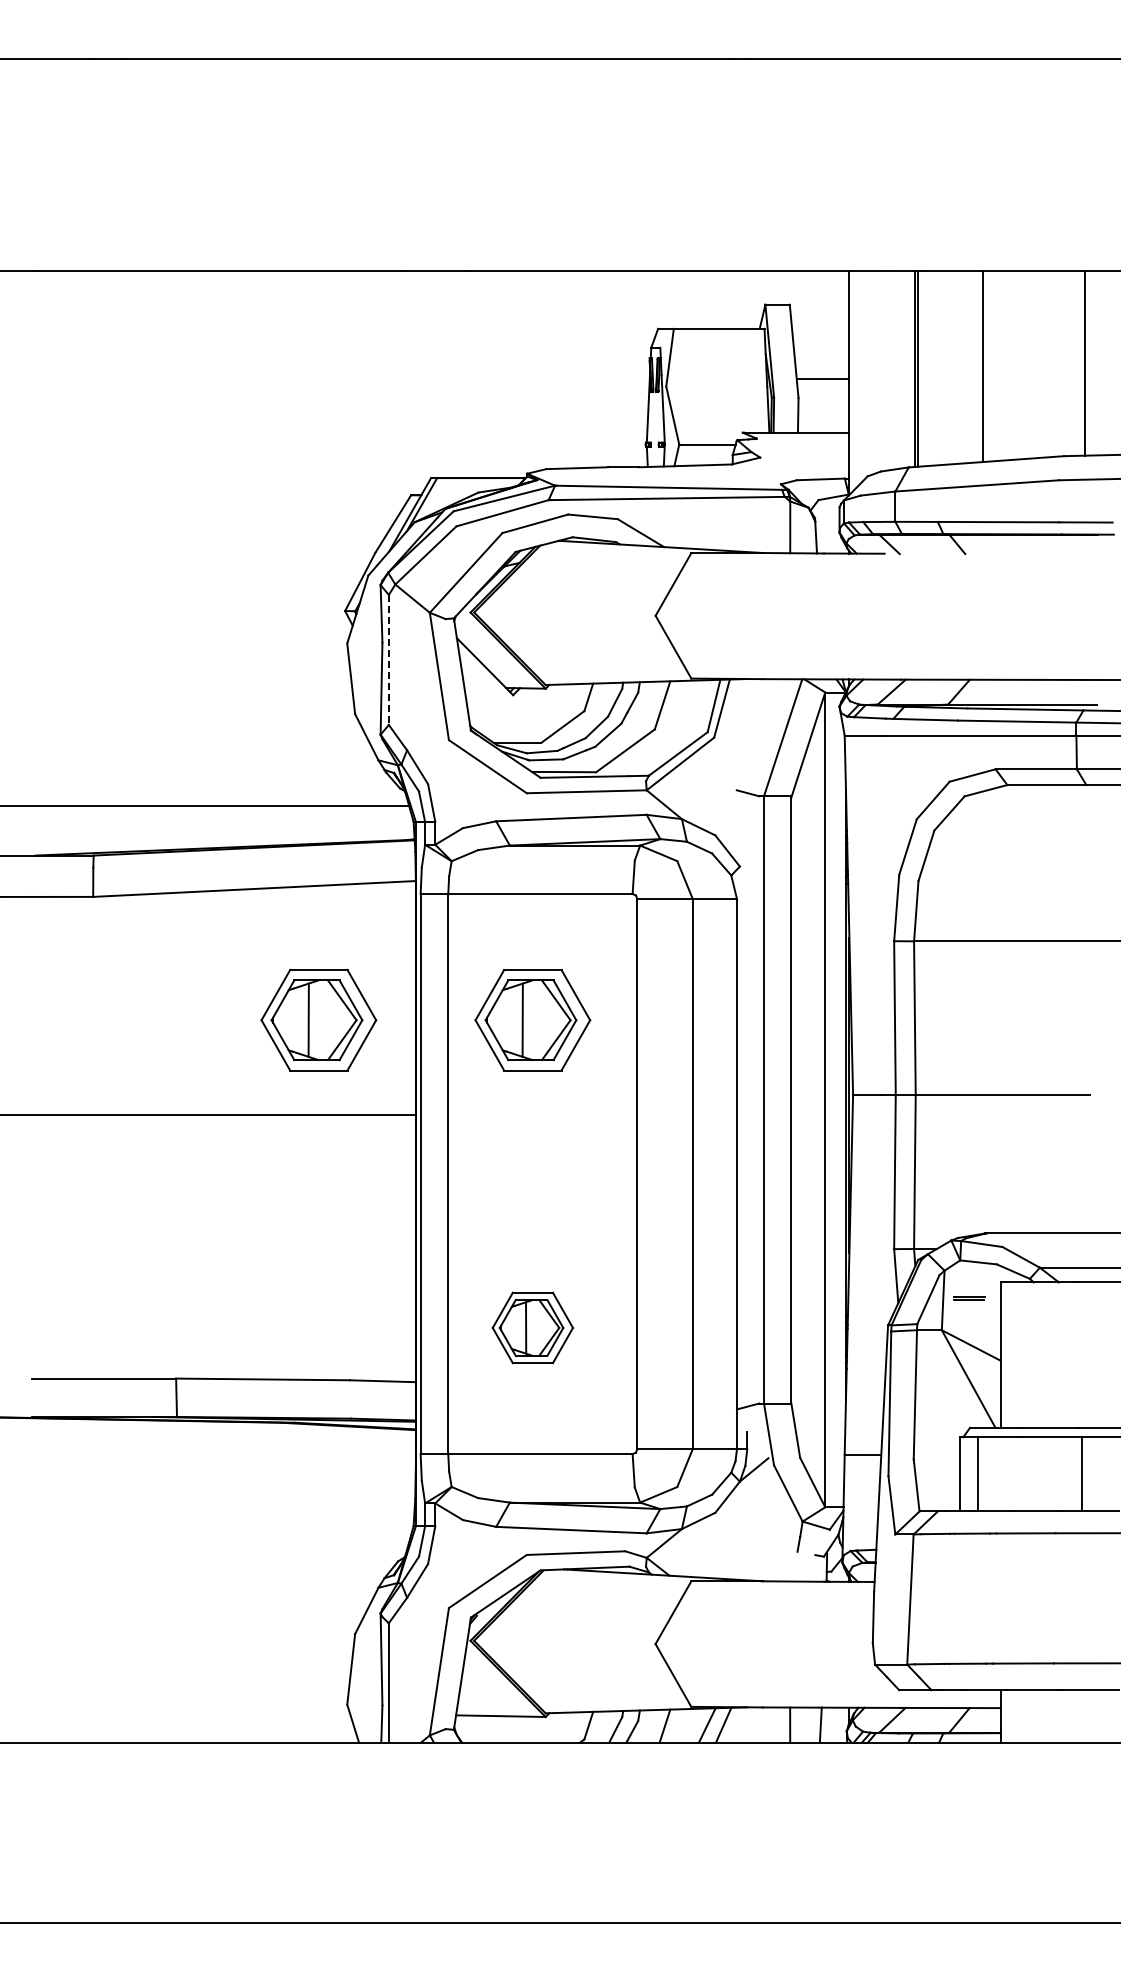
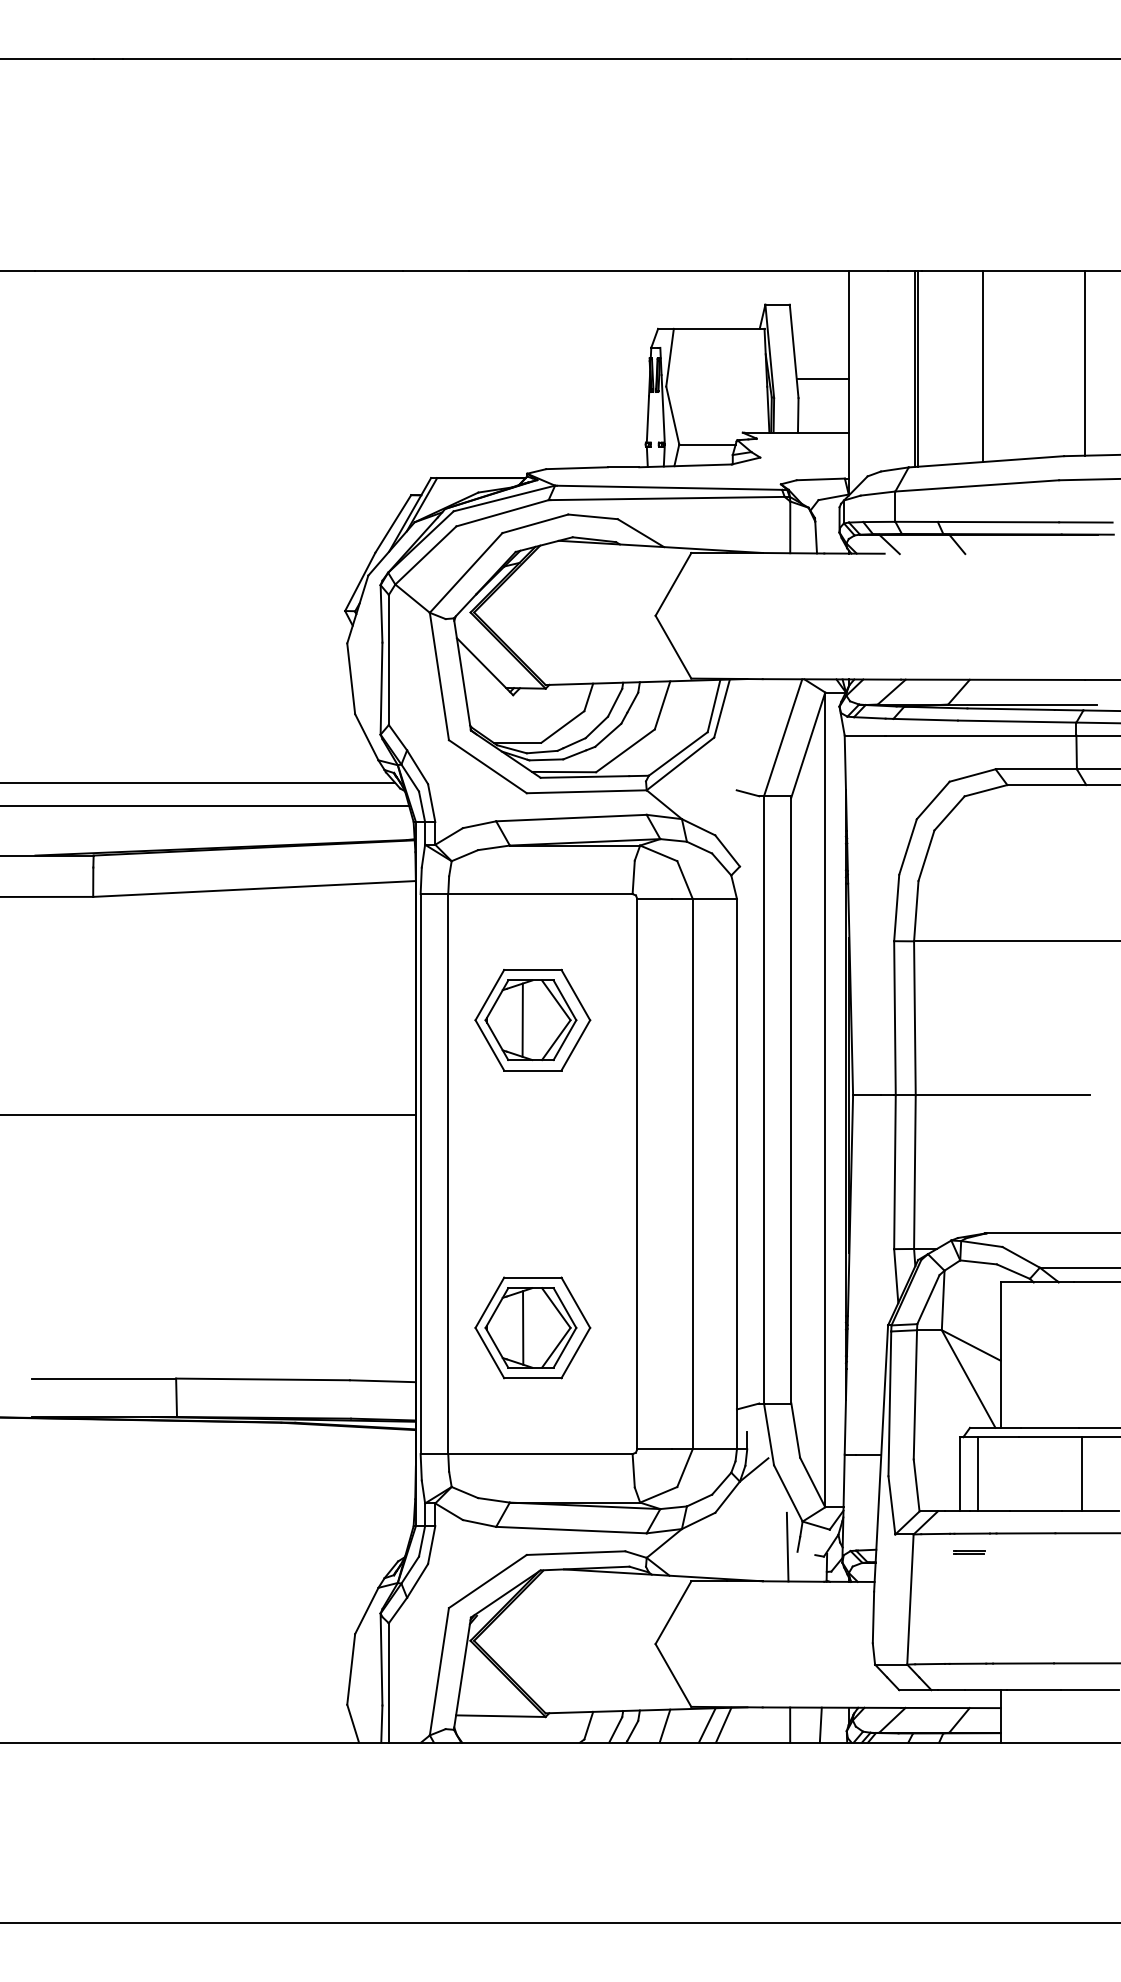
line: dashed -> solid (388, 660)
line: none -> present (198, 782)
part: present -> none (318, 1019)
line position: (969, 1297) -> (969, 1551) (969, 1551)
part size: 84x74 px -> 118x104 px (532, 1327)
line: none -> present (787, 1546)
